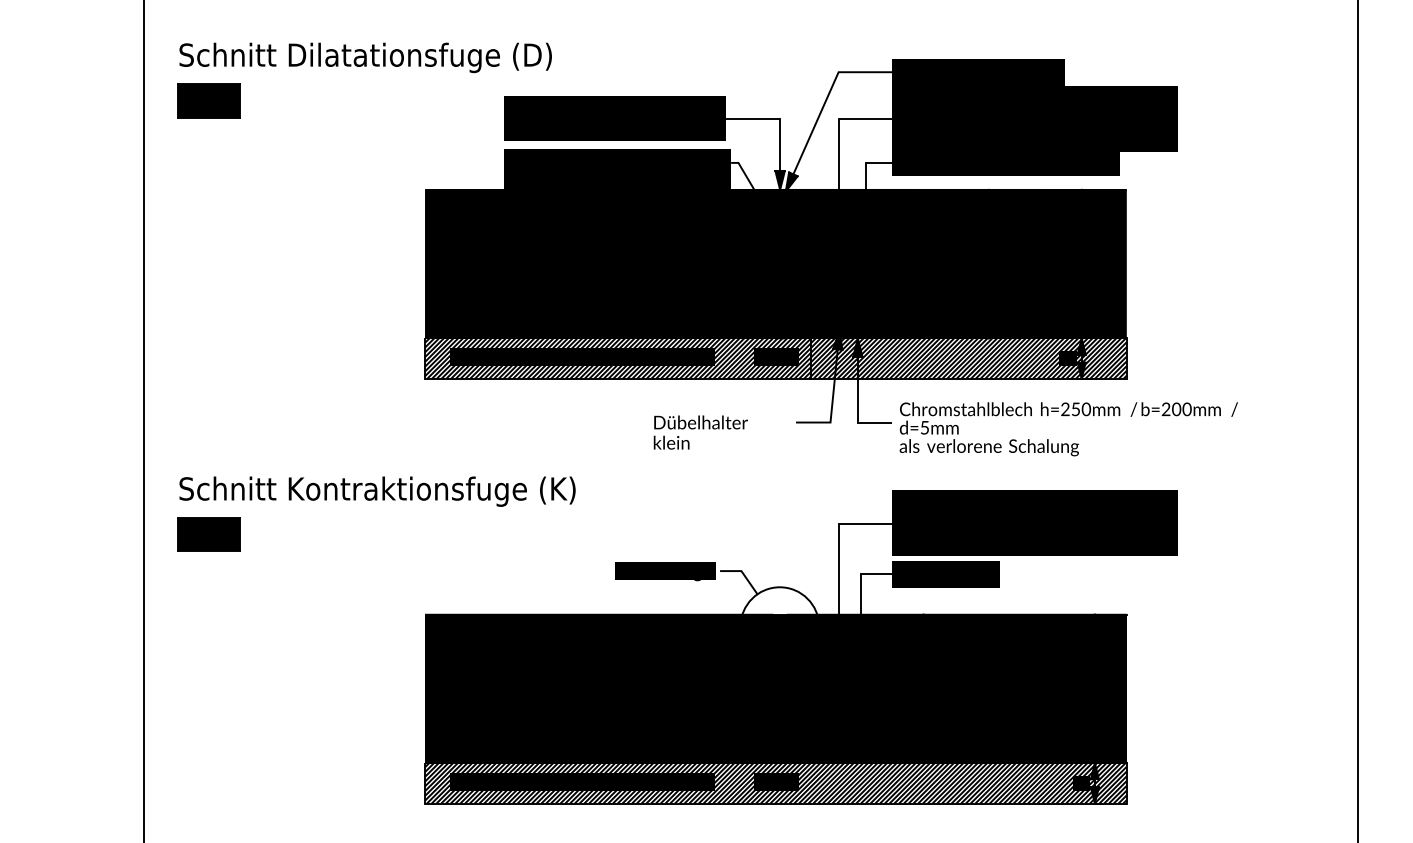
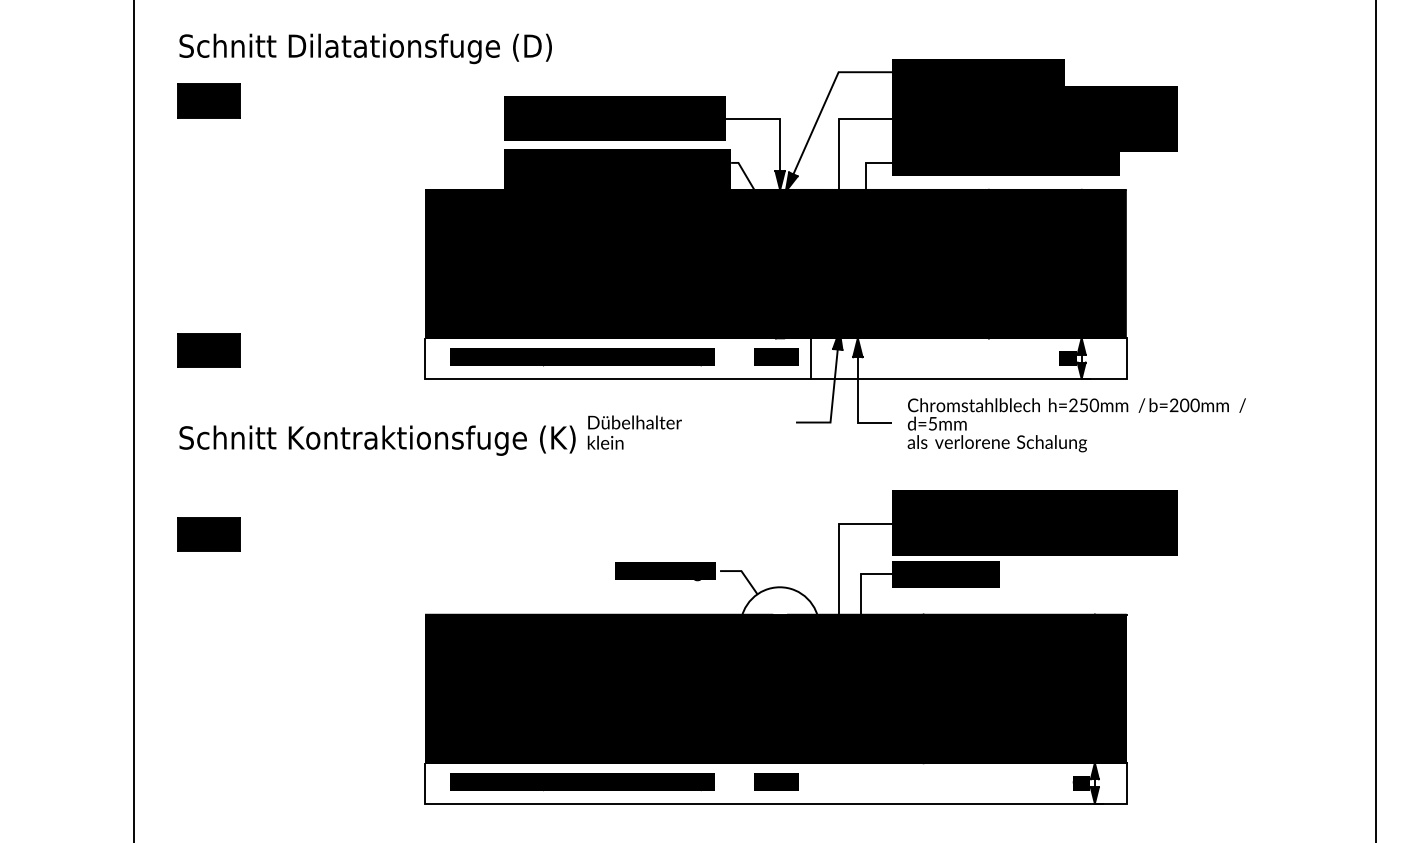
text position: (365, 57) -> (365, 48) (365, 48)
part: none -> present (208, 350)
hatch: present -> none (775, 358)
line position: (143, 420) -> (133, 420) (133, 420)
line position: (1357, 420) -> (1375, 420) (1375, 420)
text position: (1068, 429) -> (1076, 425) (1076, 425)
text position: (700, 432) -> (634, 432) (634, 432)
text position: (377, 491) -> (377, 440) (377, 440)
hatch: present -> none (775, 783)
